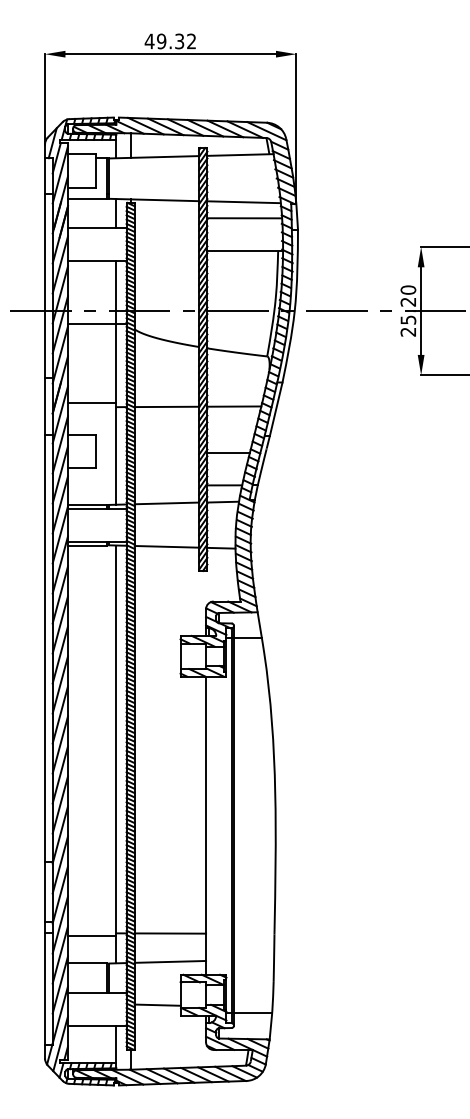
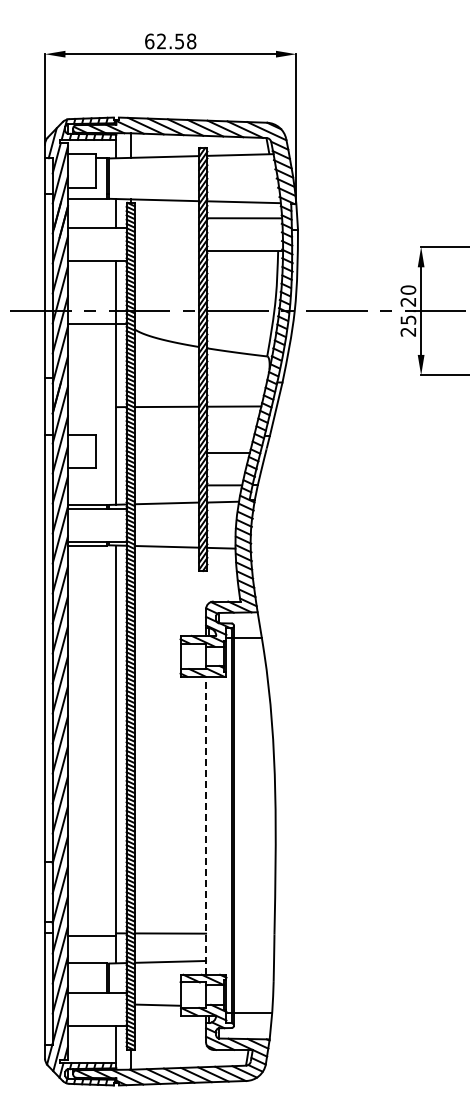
text: 49.32 -> 62.58 (170, 41)
line: present -> none (91, 403)
line: solid -> dashed (206, 825)
